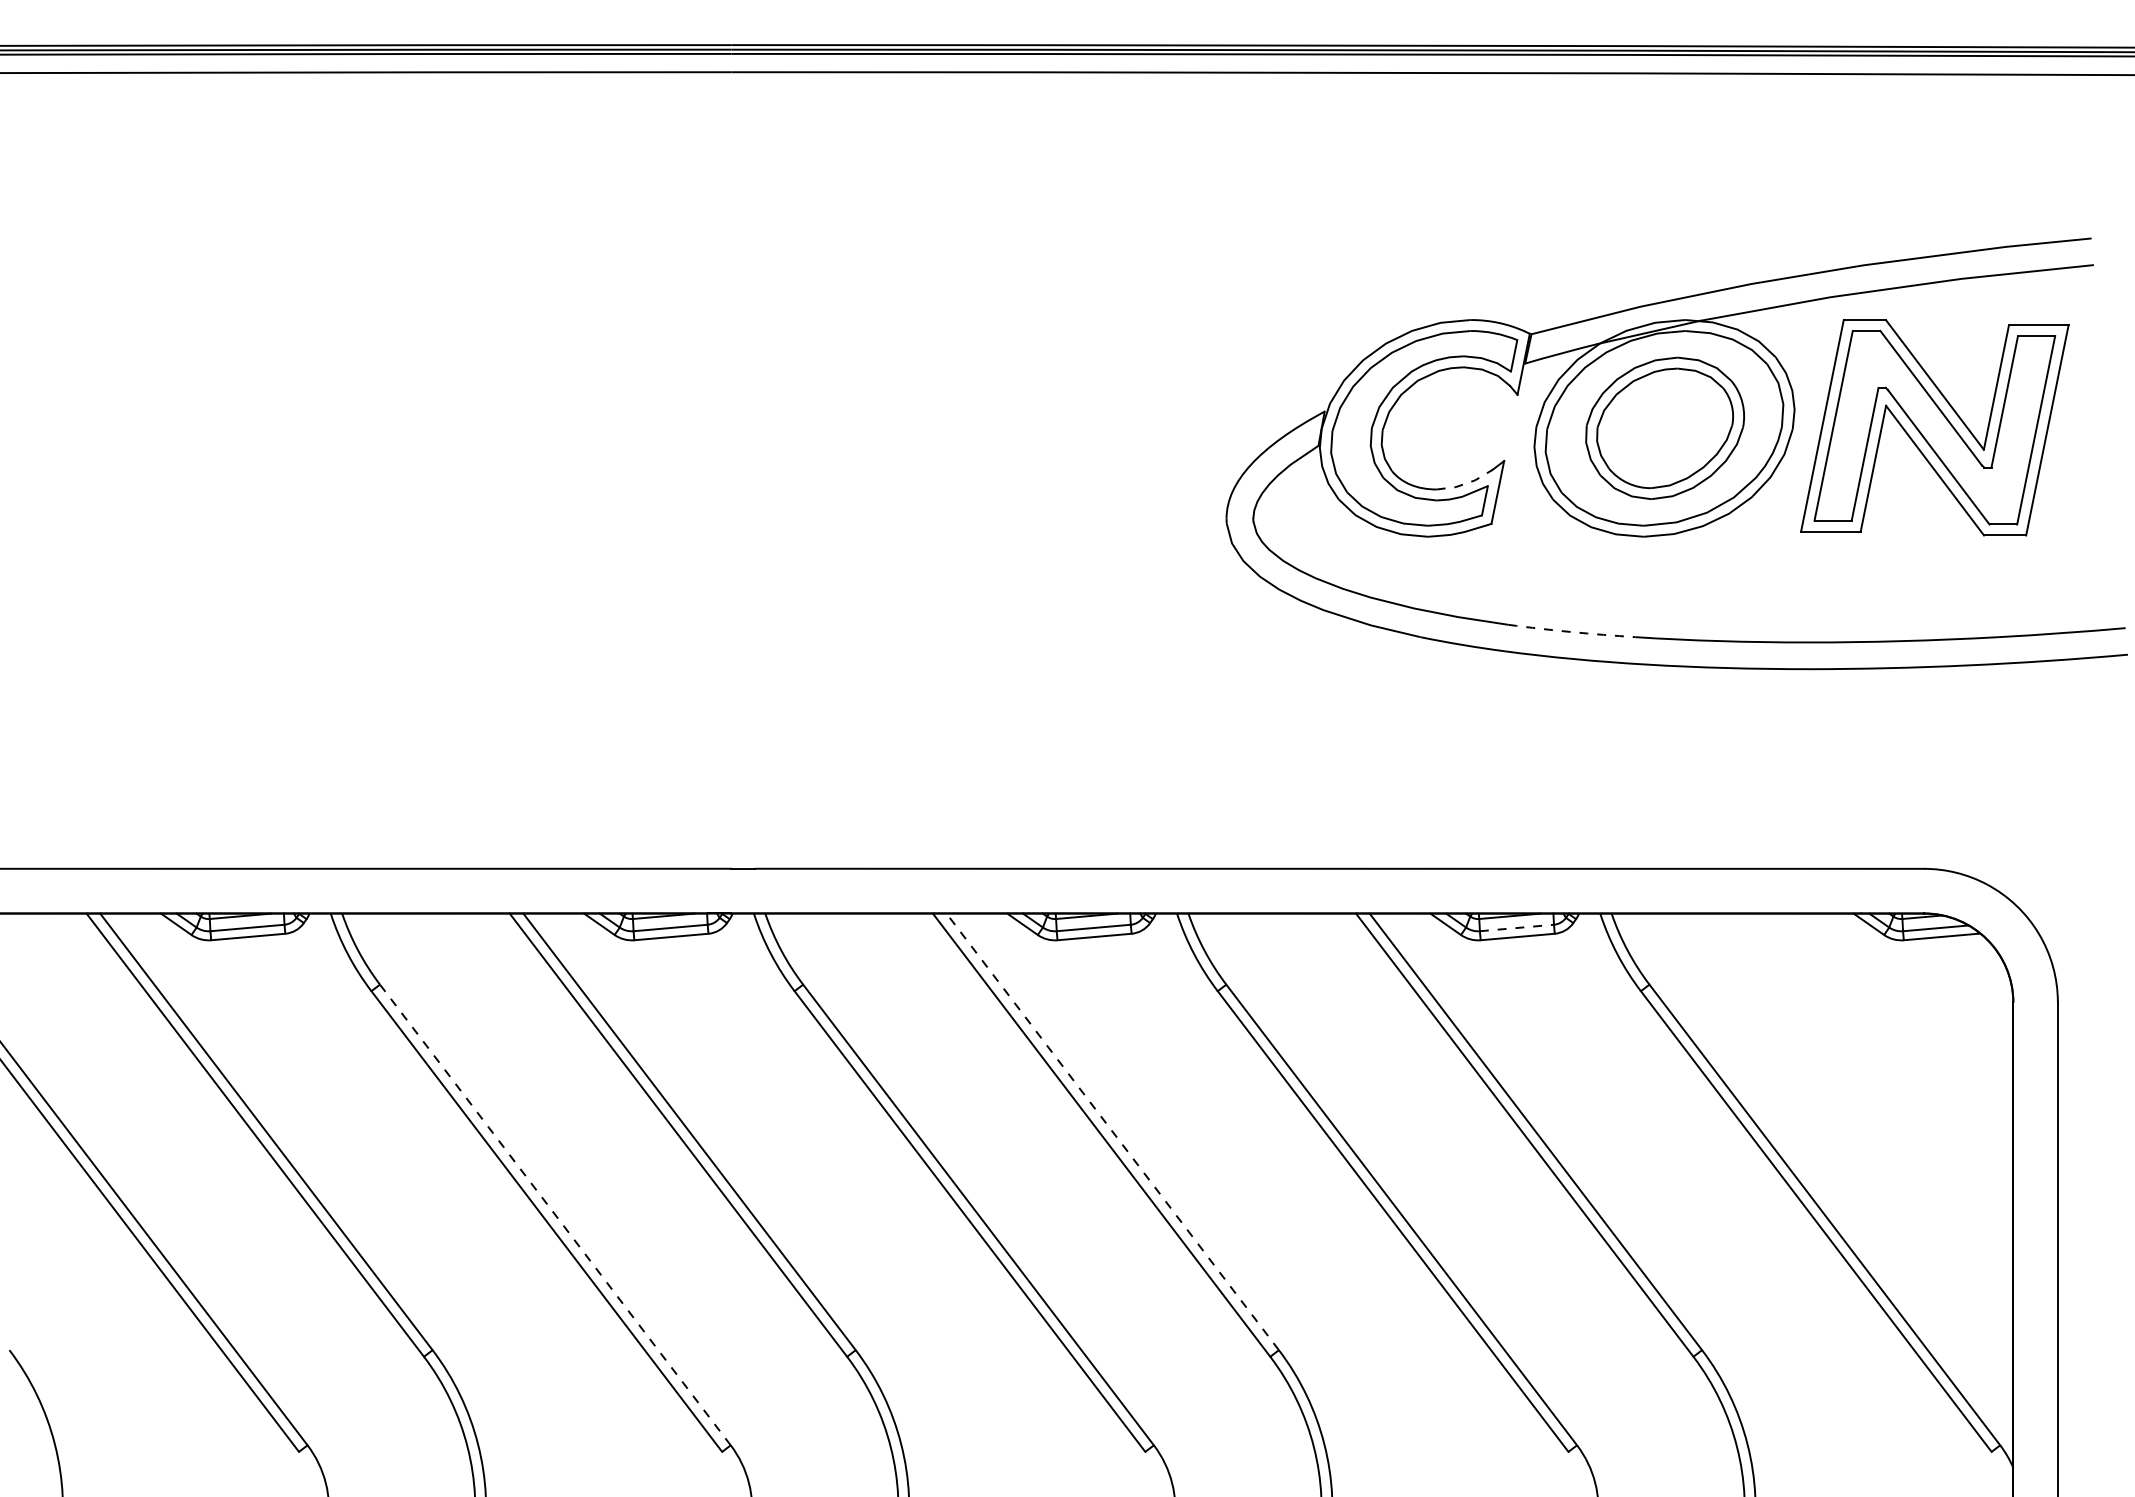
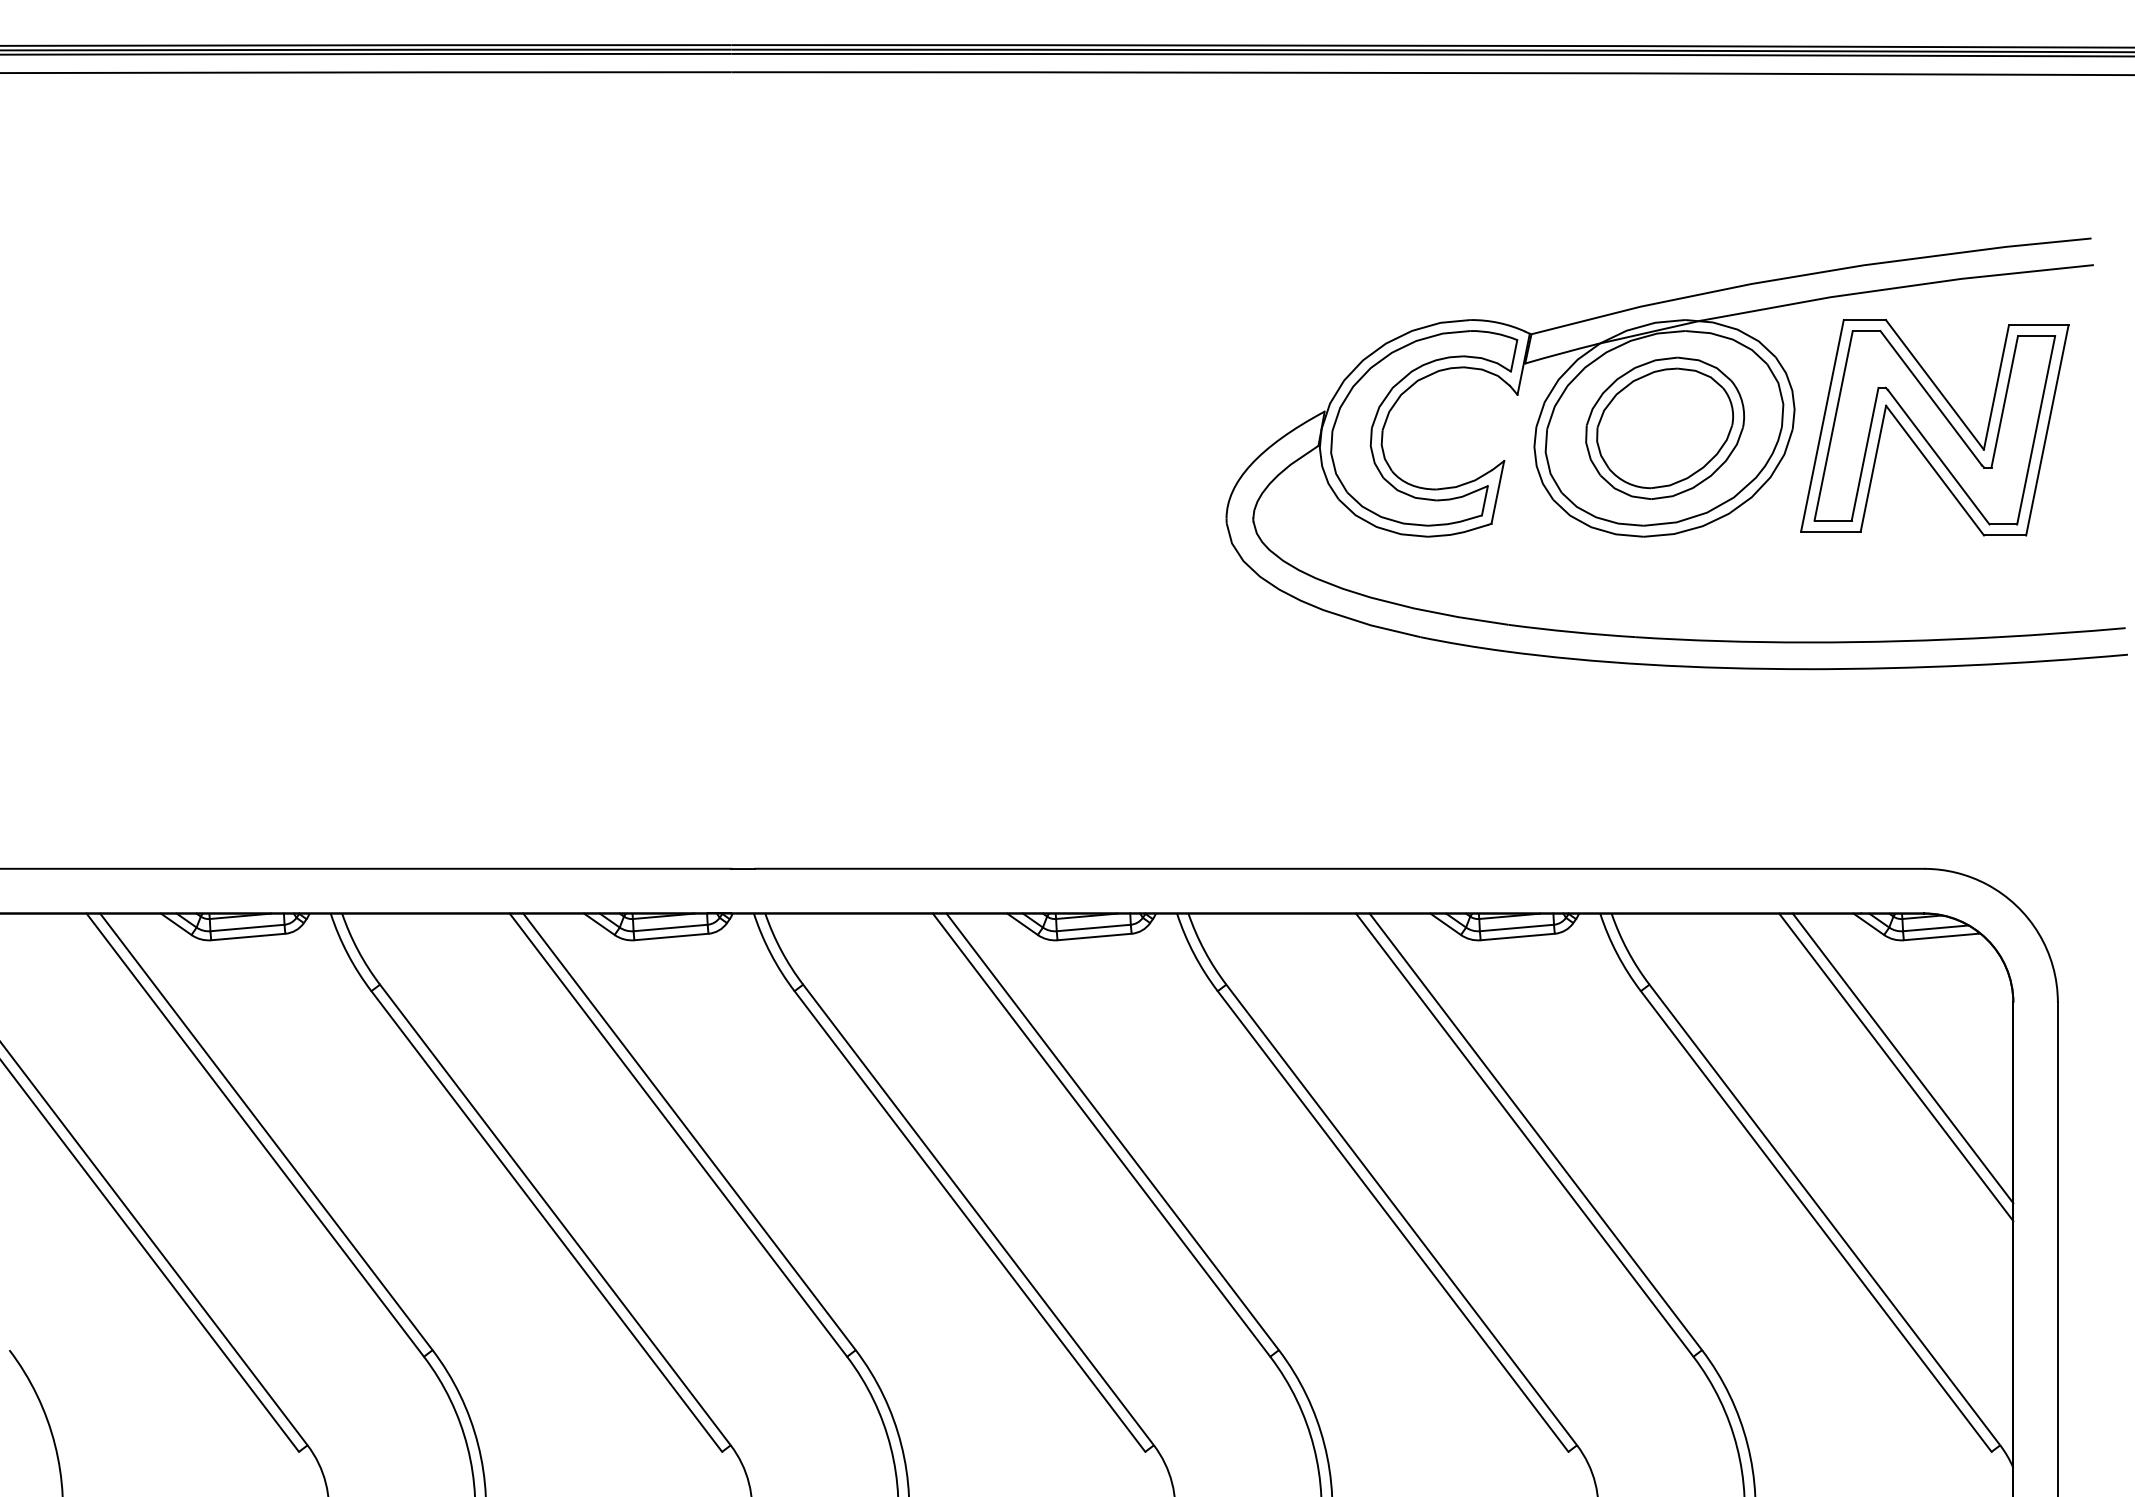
line: dashed -> solid (1466, 483)
arc: dashed -> solid (1571, 632)
line: dashed -> solid (1517, 927)
line: none -> present (1902, 1058)
line: none -> present (1896, 1067)
line: dashed -> solid (1112, 1131)
line: dashed -> solid (555, 1215)
